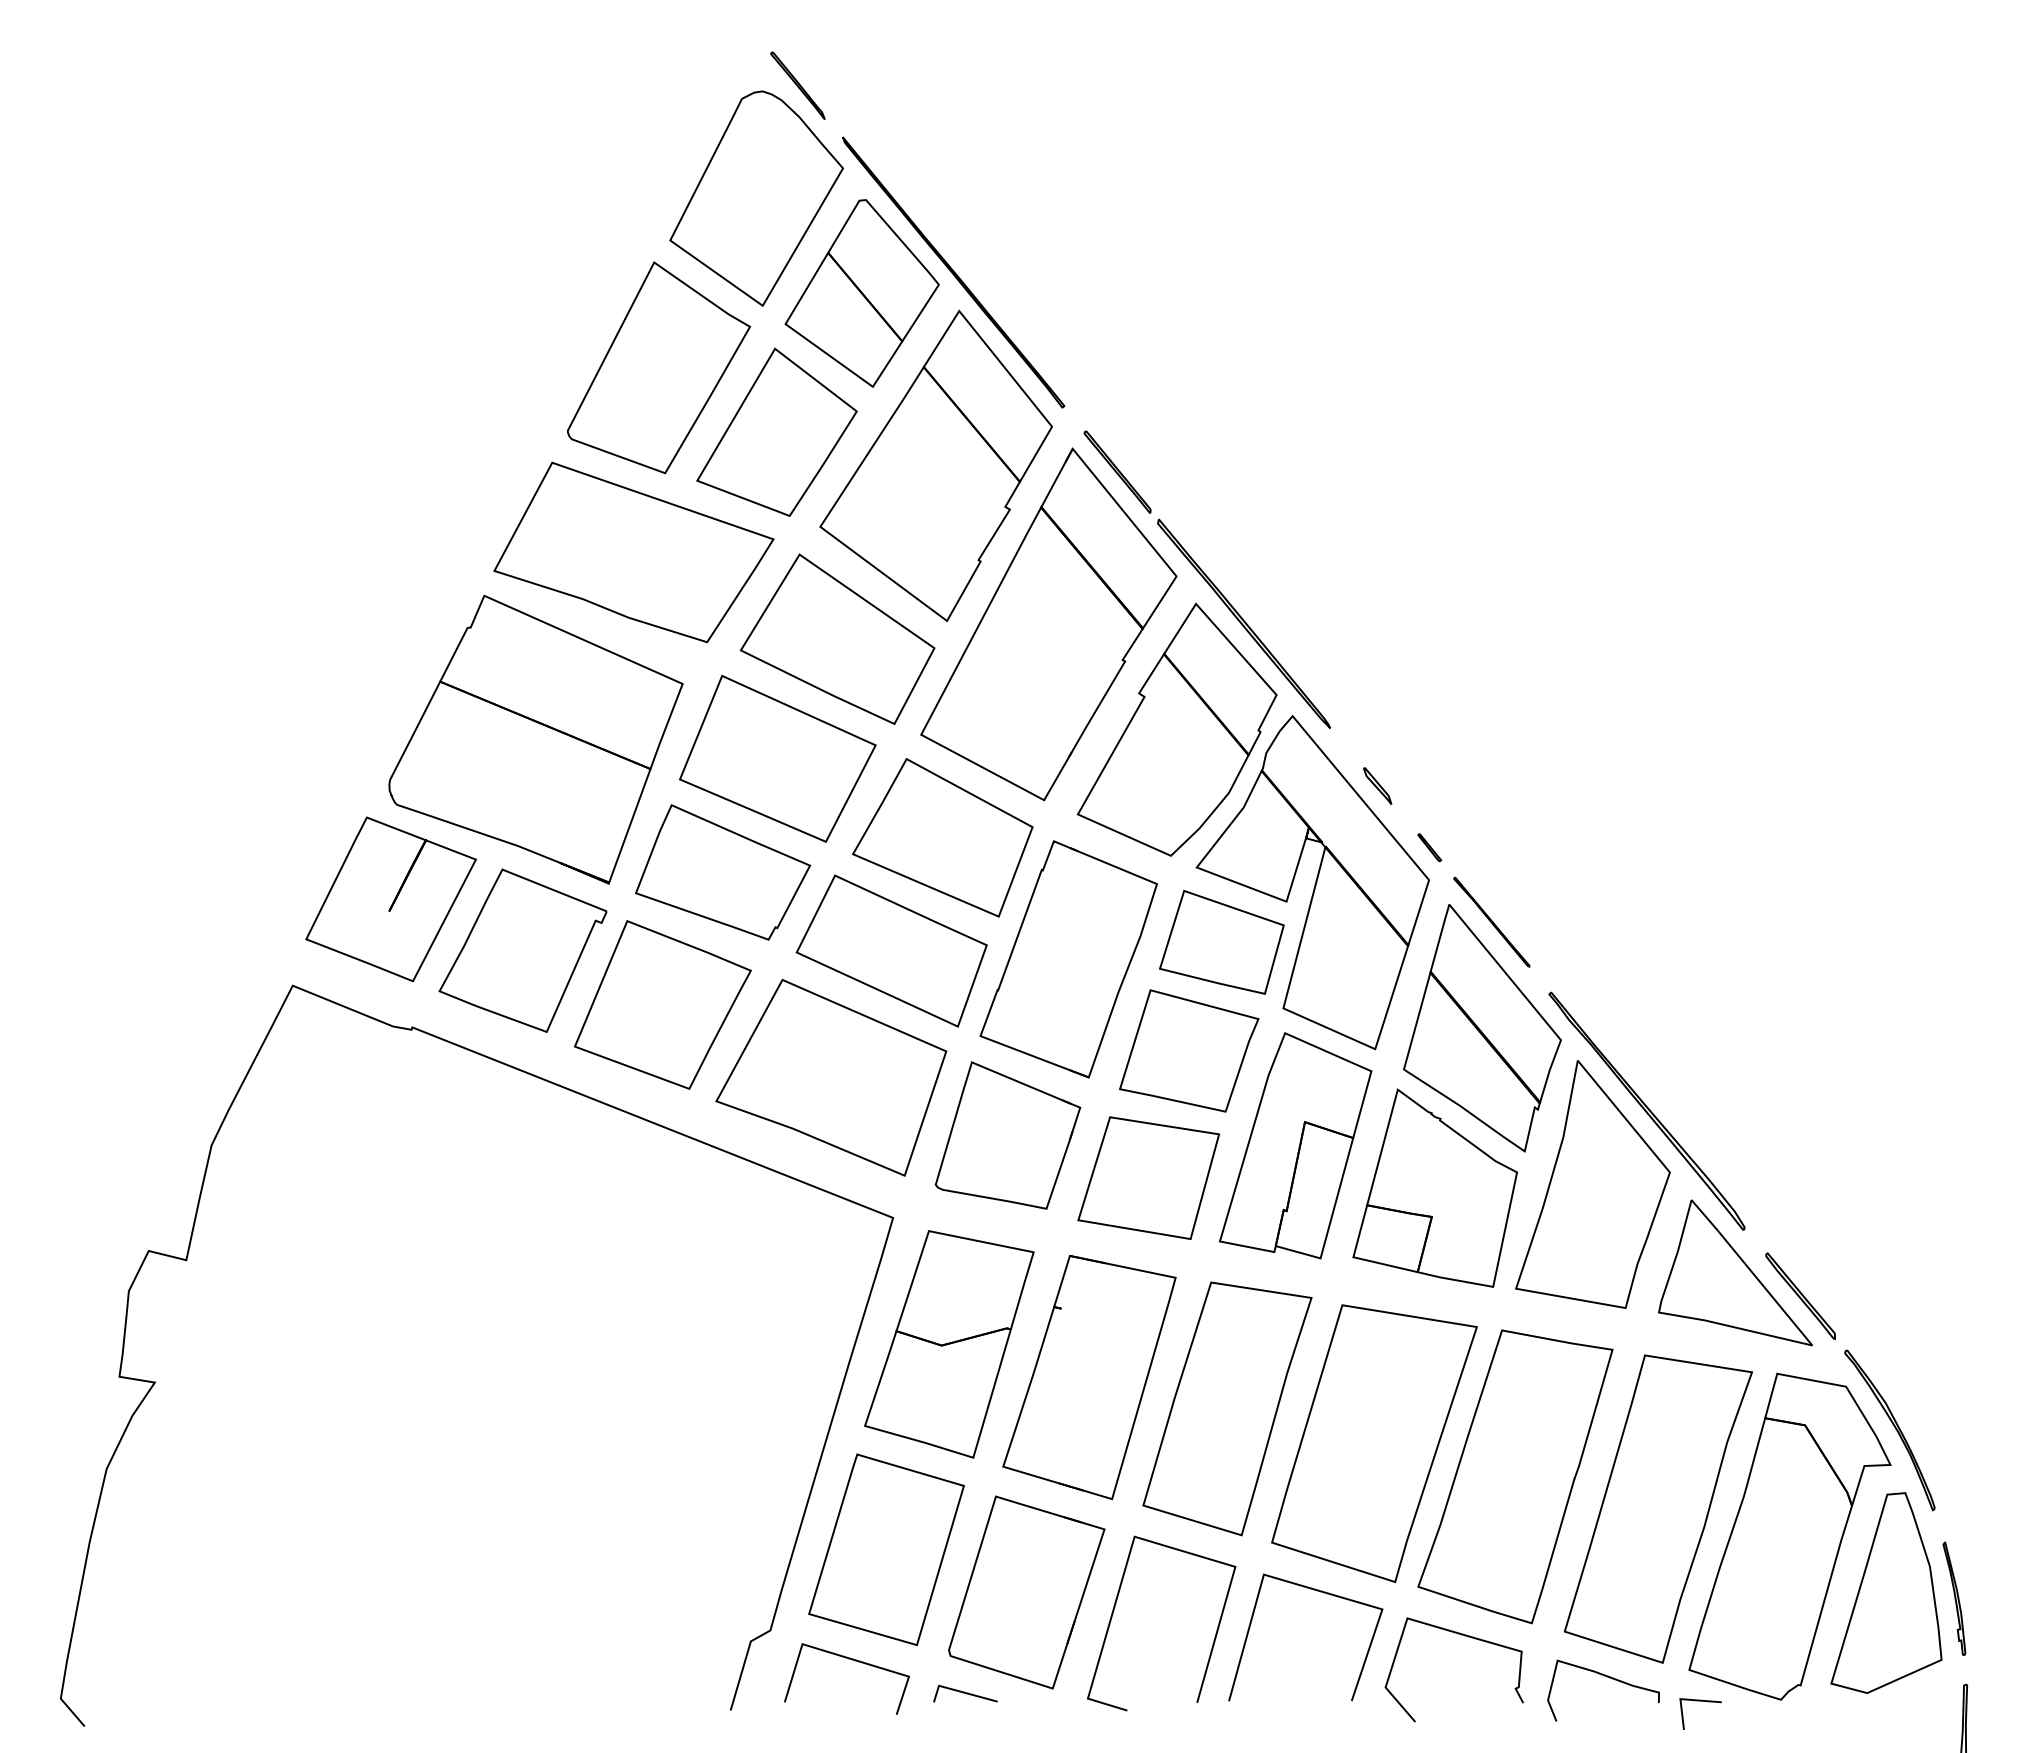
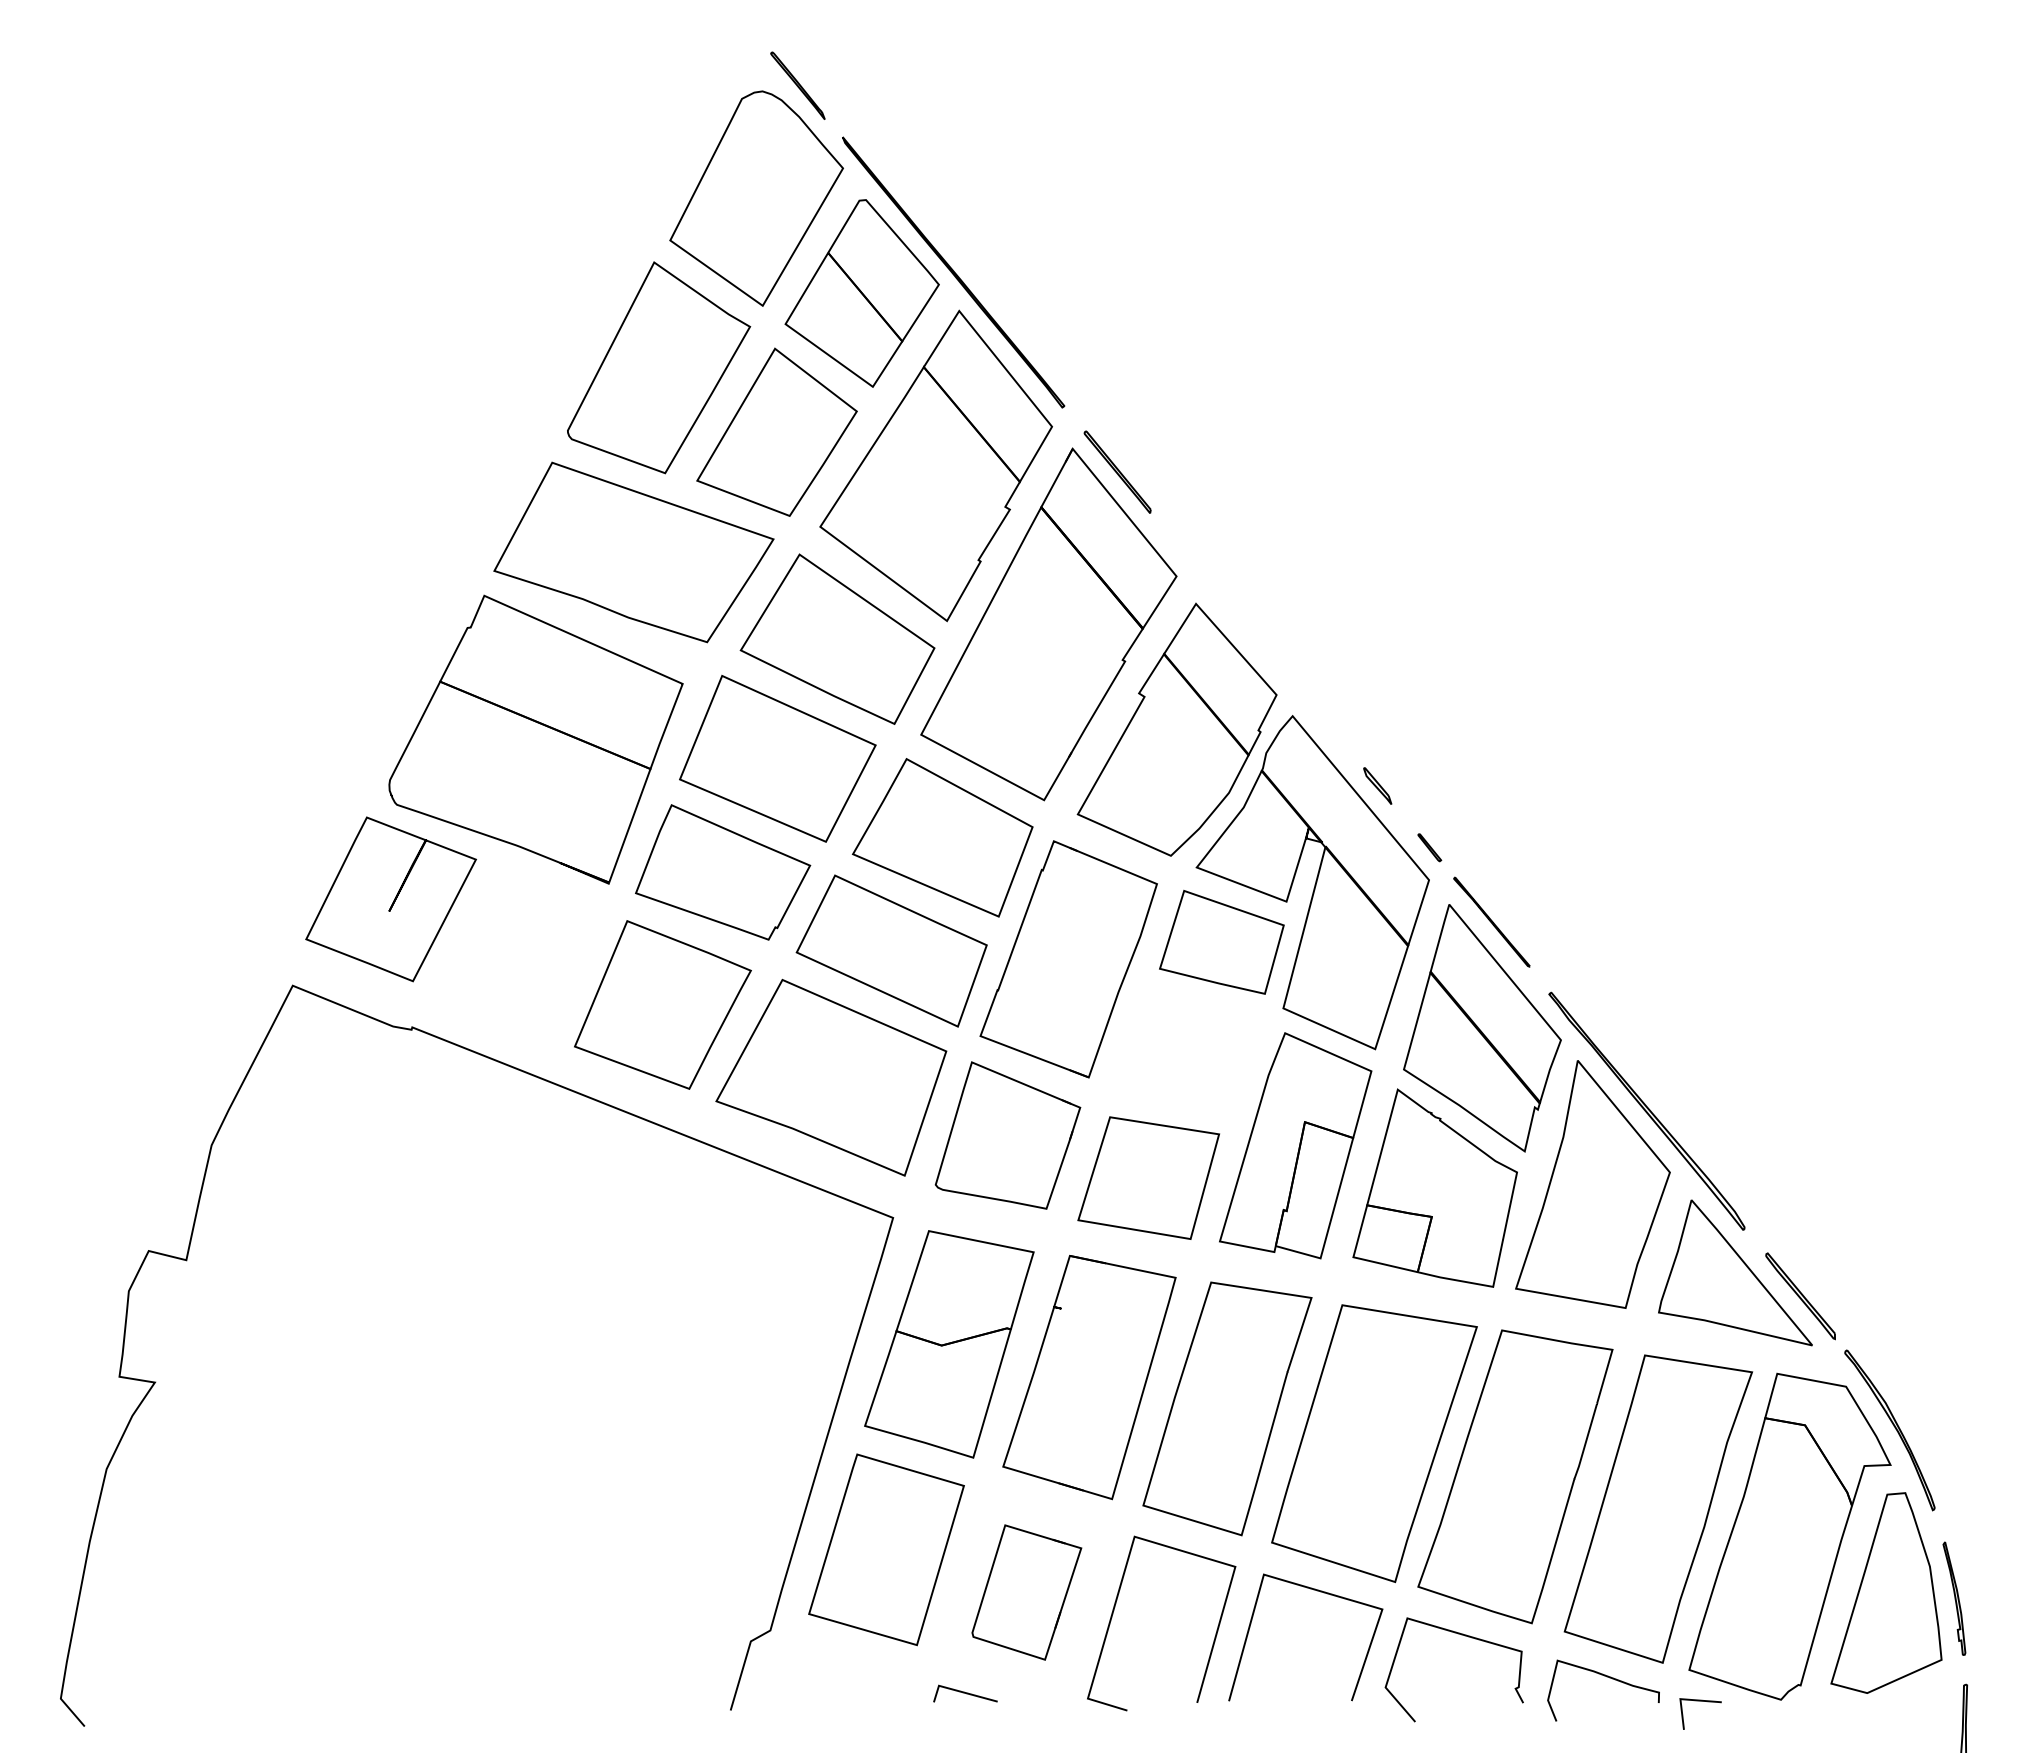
part: present -> none (1243, 623)
part: present -> none (522, 950)
part: present -> none (1189, 1050)
part size: 158x195 px -> 112x137 px (1026, 1592)
curve: present -> none (852, 1660)
